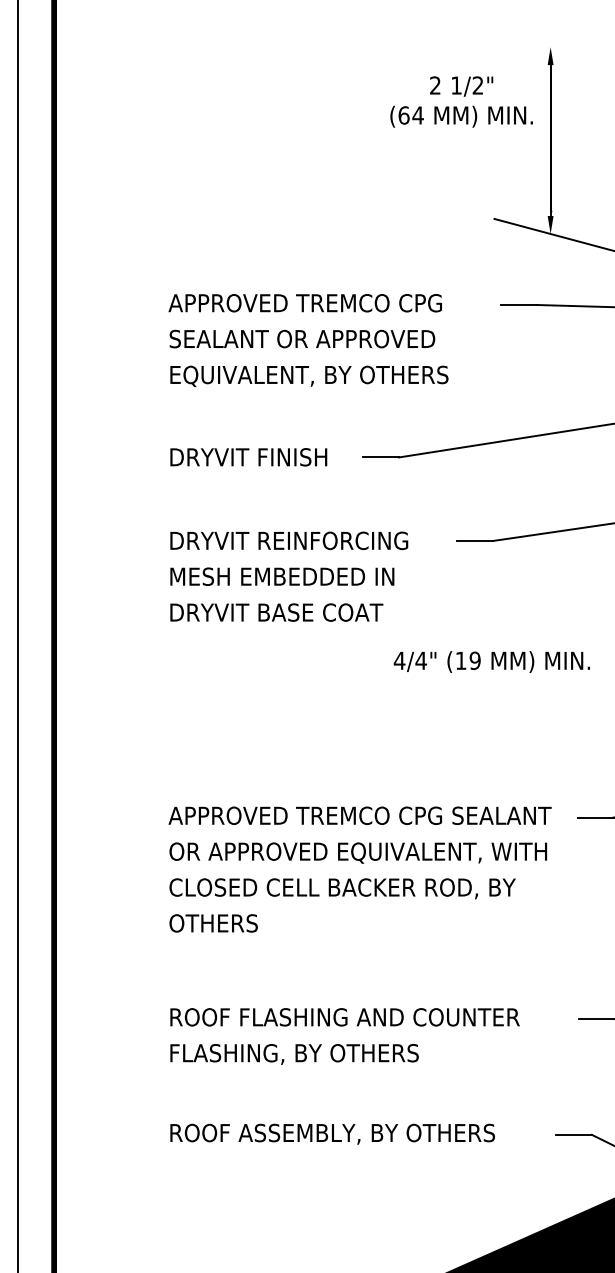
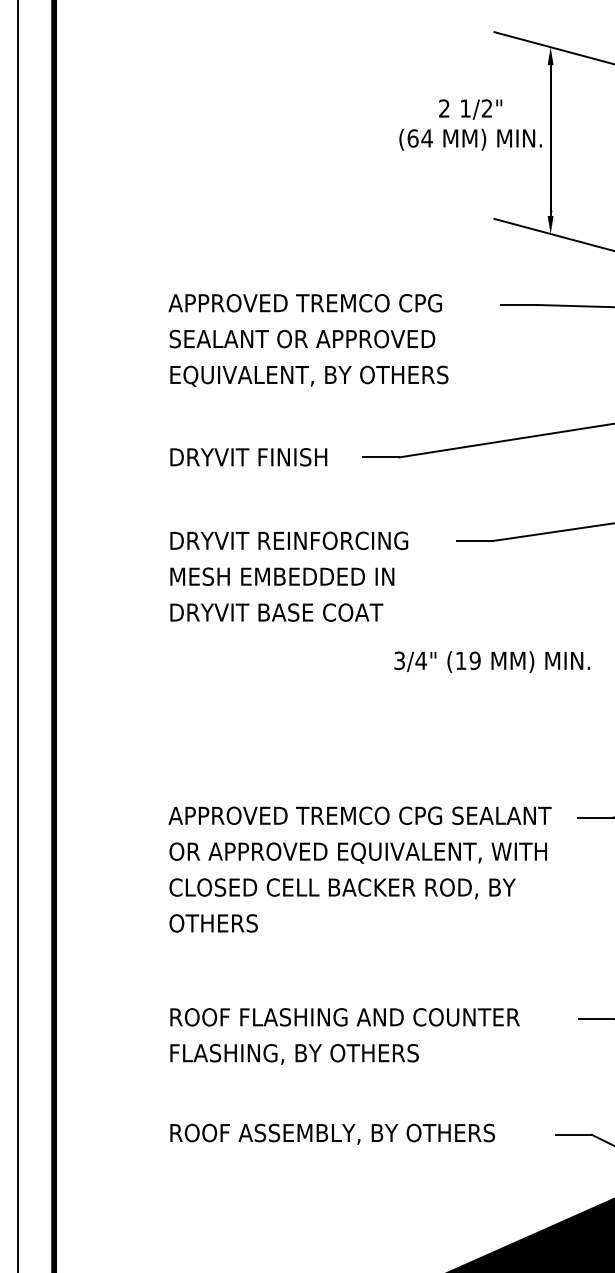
line: none -> present (552, 47)
text position: (461, 101) -> (470, 124) (470, 124)
text: 4/4" -> 3/4" (399, 660)
